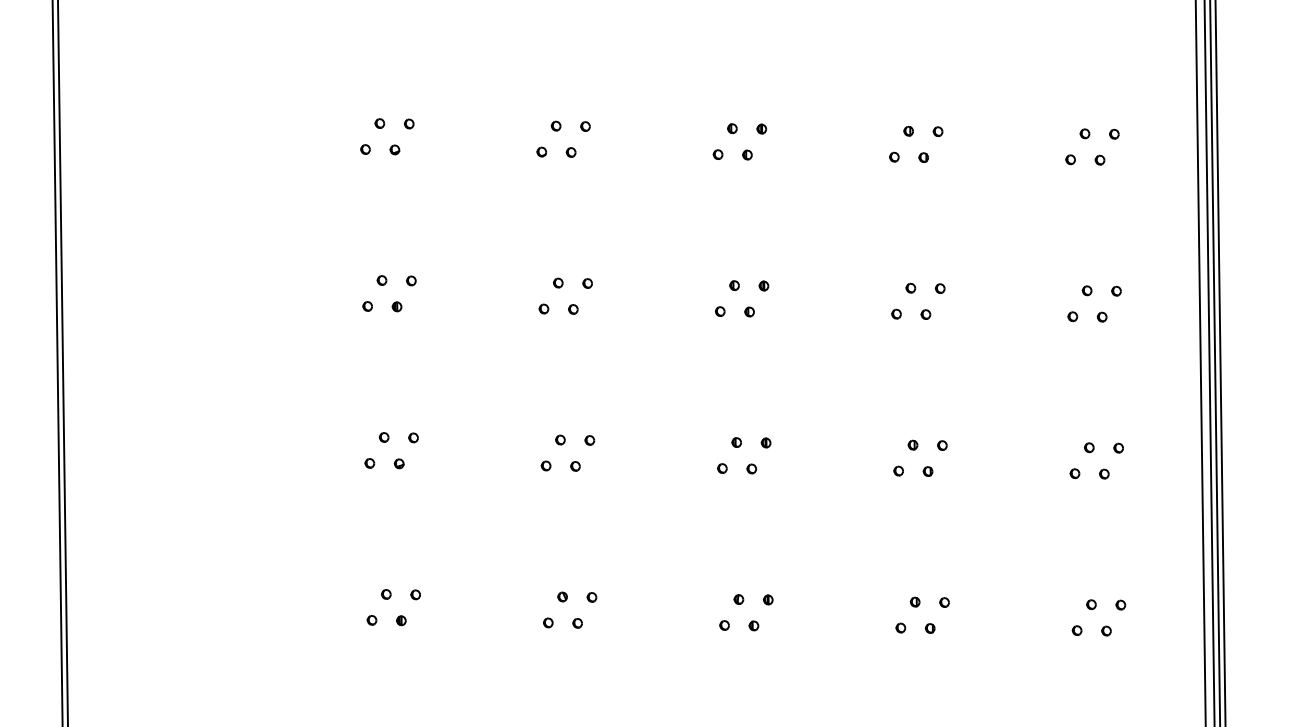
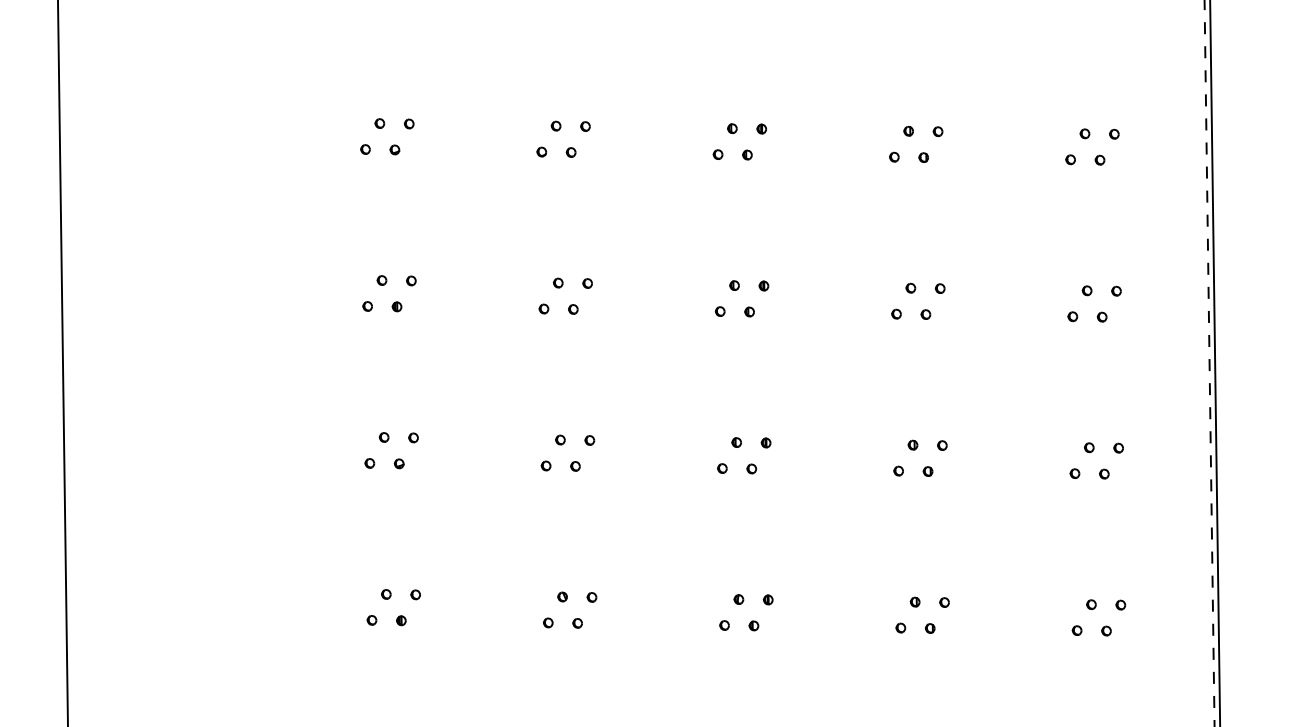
line: present -> none (57, 362)
line: present -> none (1200, 362)
line: present -> none (1220, 362)
line: solid -> dashed (1209, 363)
